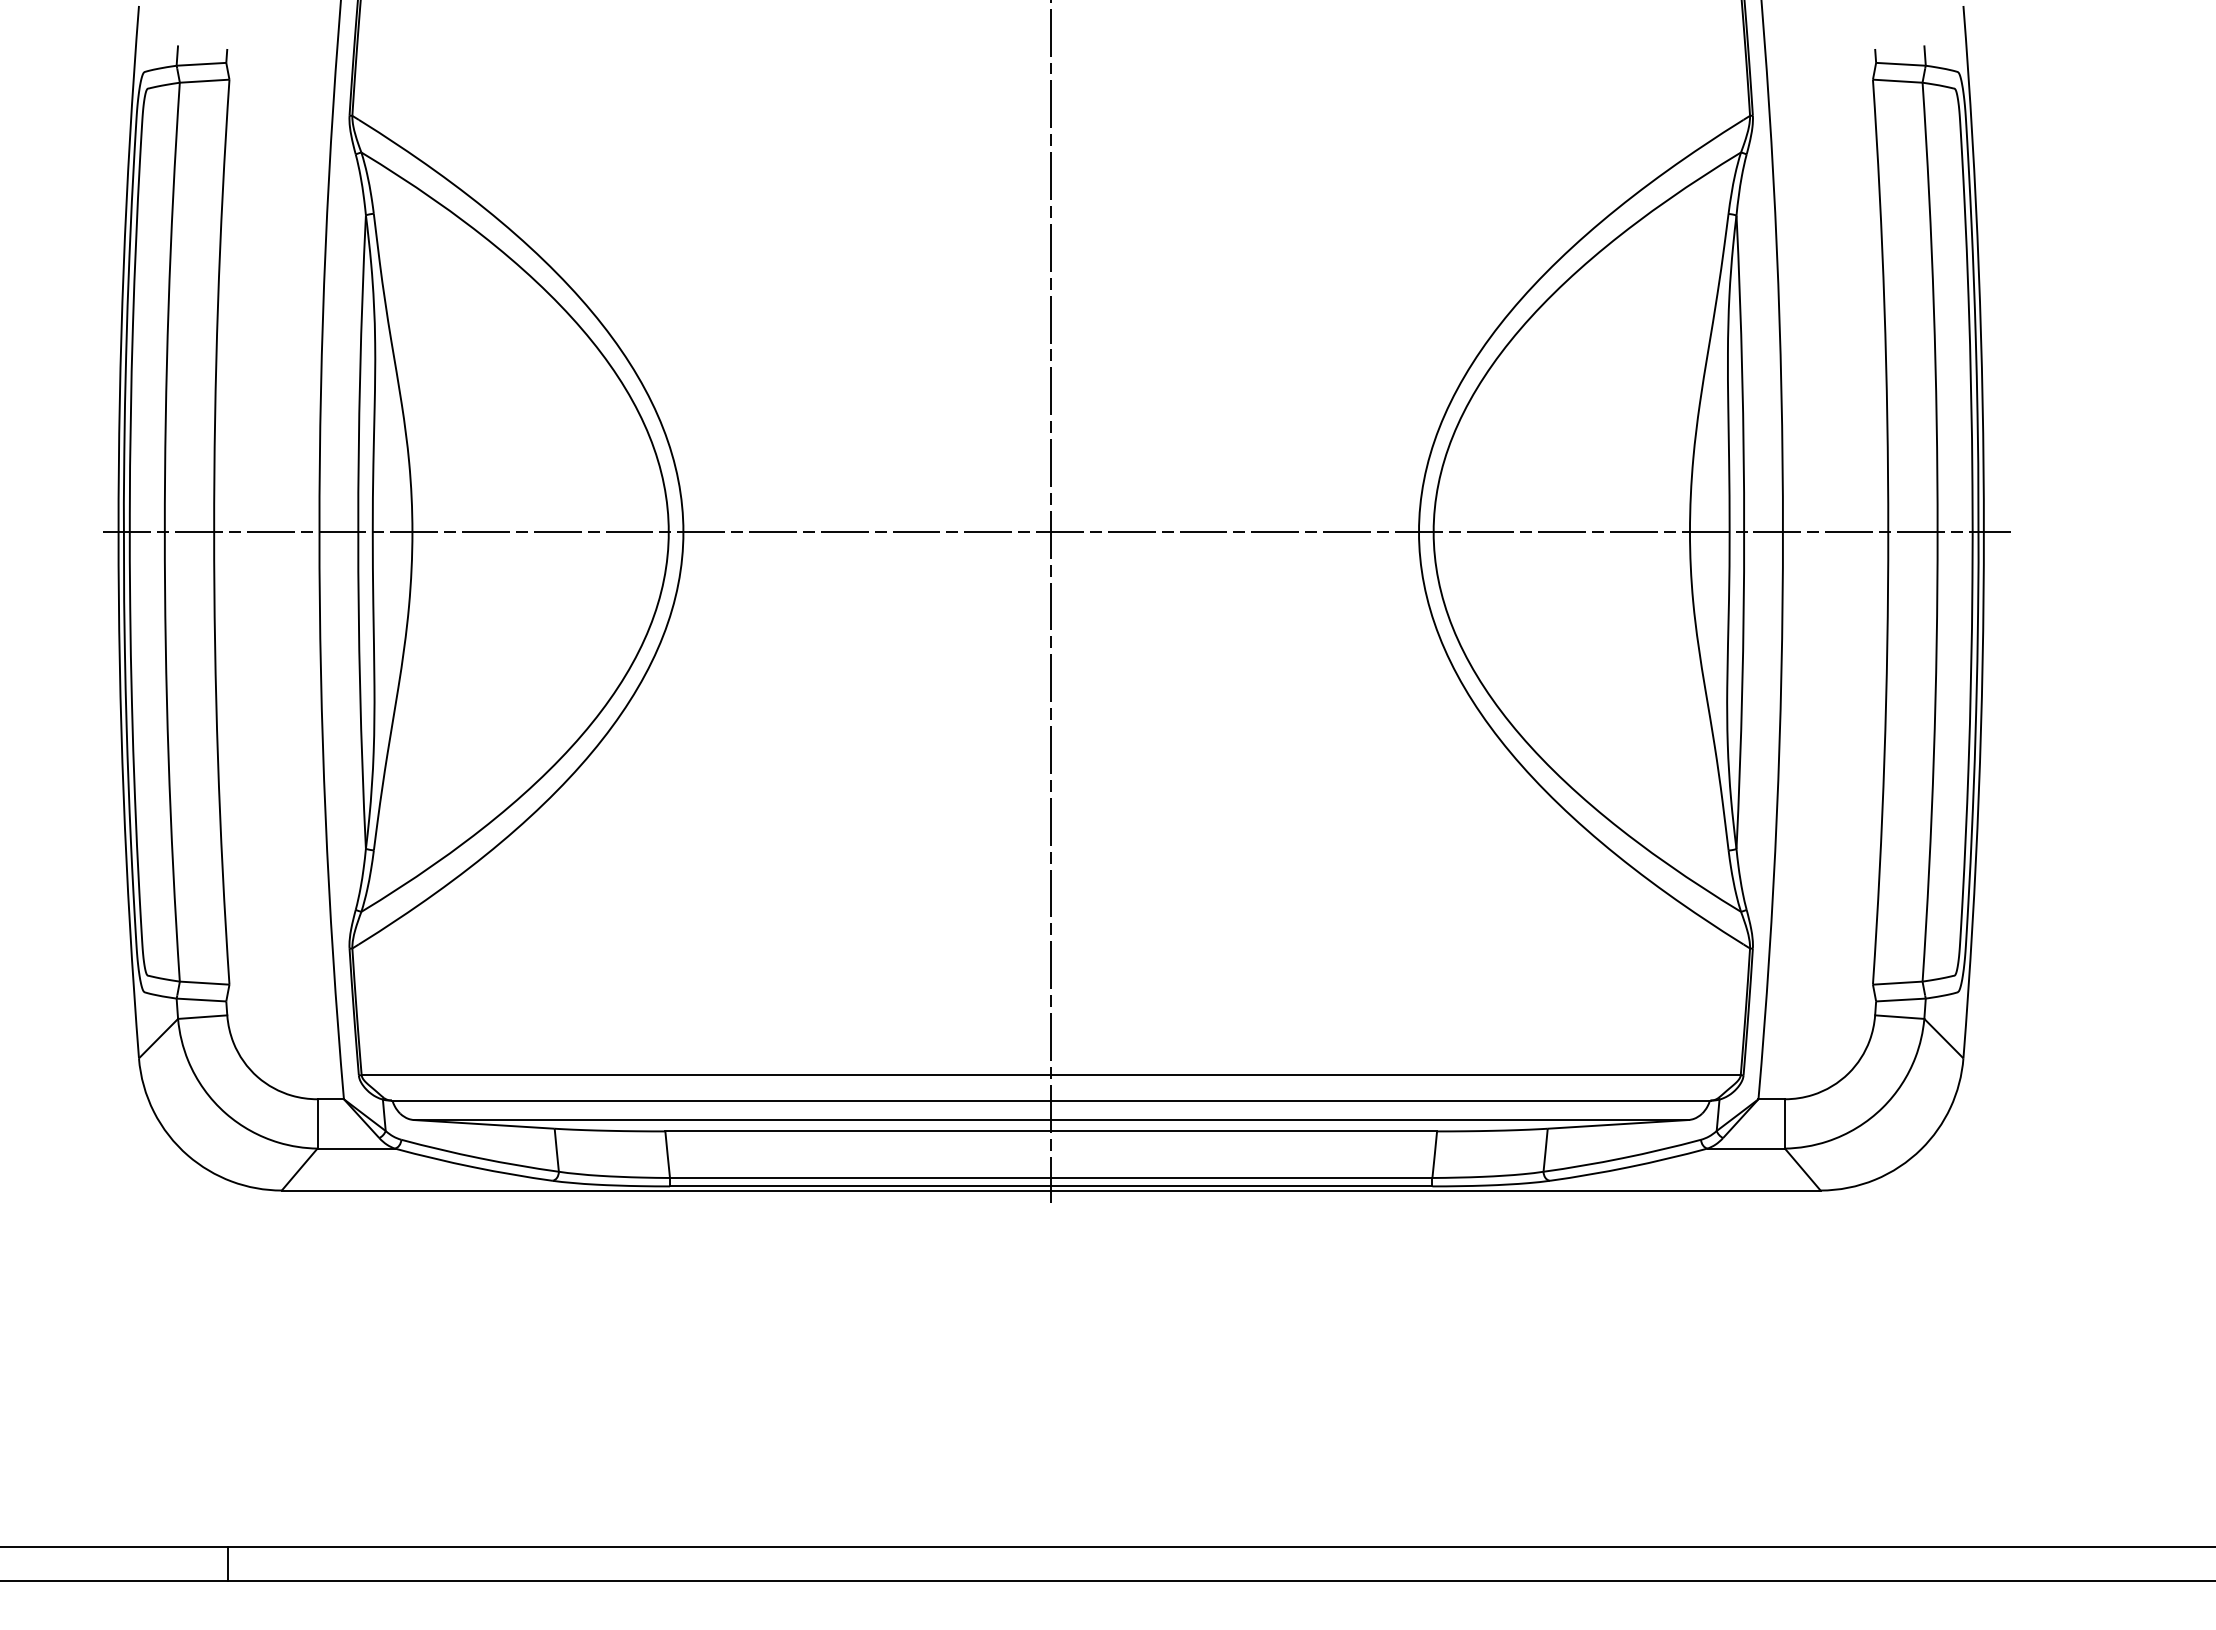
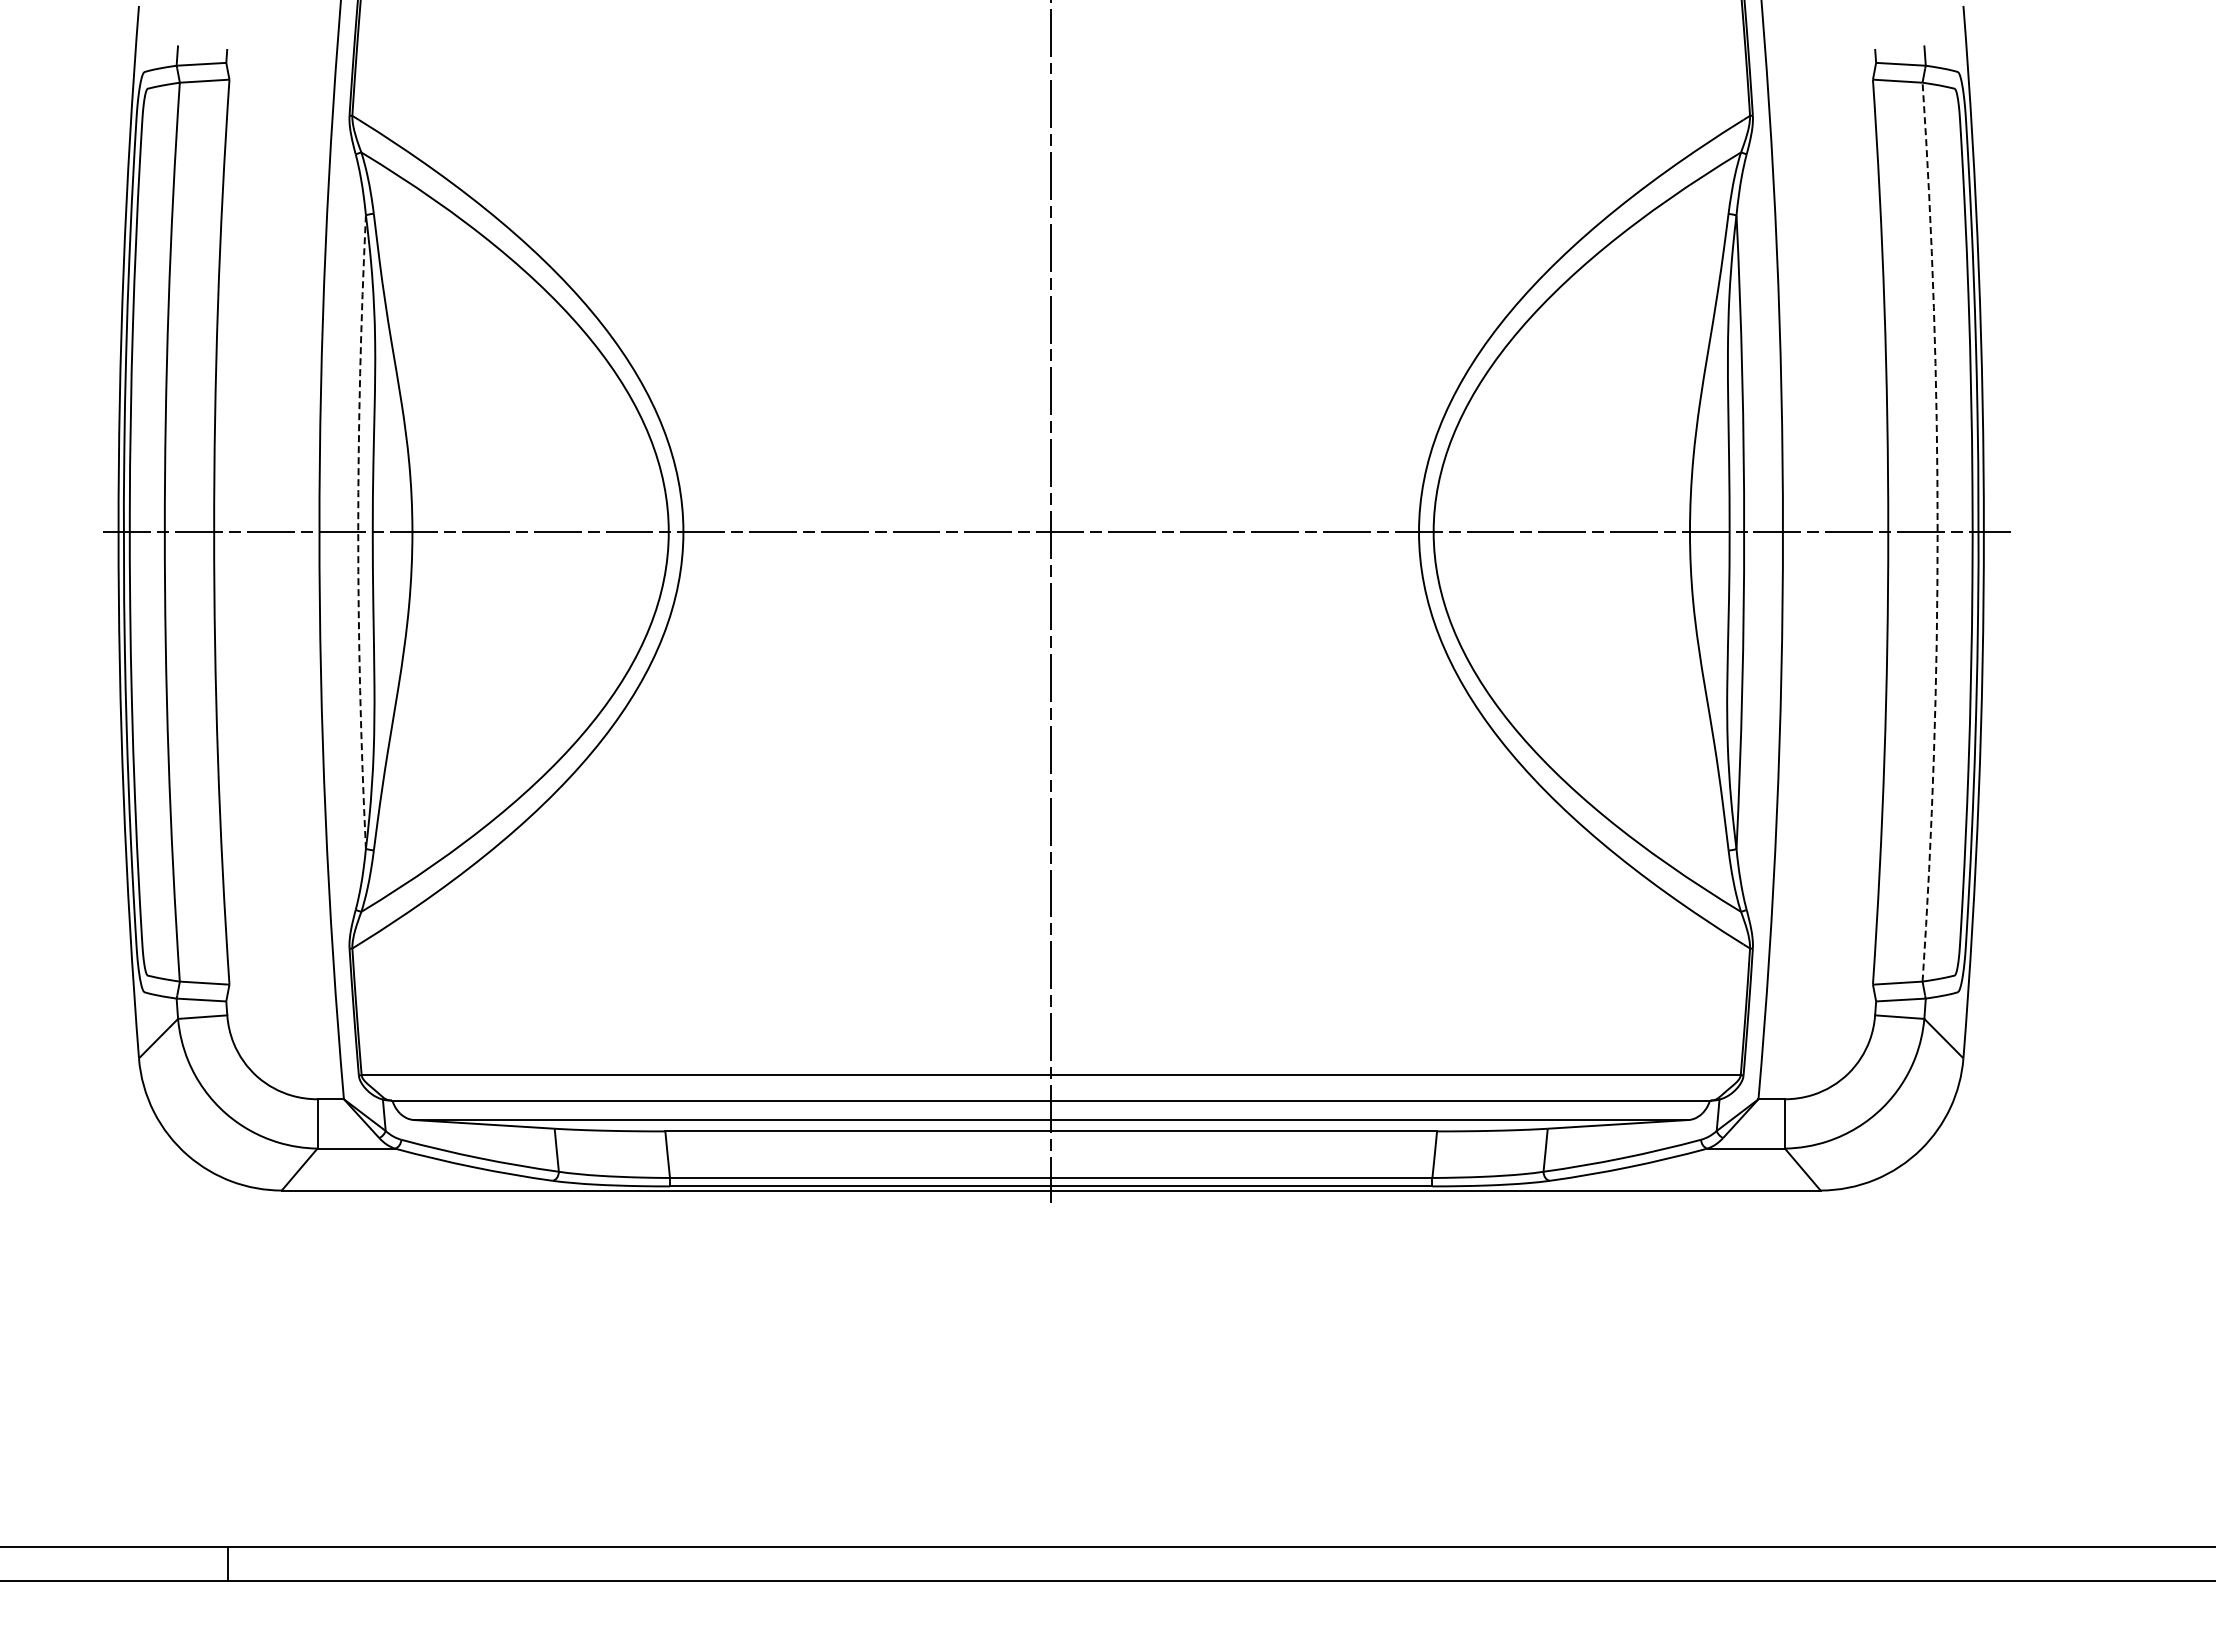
arc: solid -> dashed (358, 532)
arc: solid -> dashed (1937, 532)
